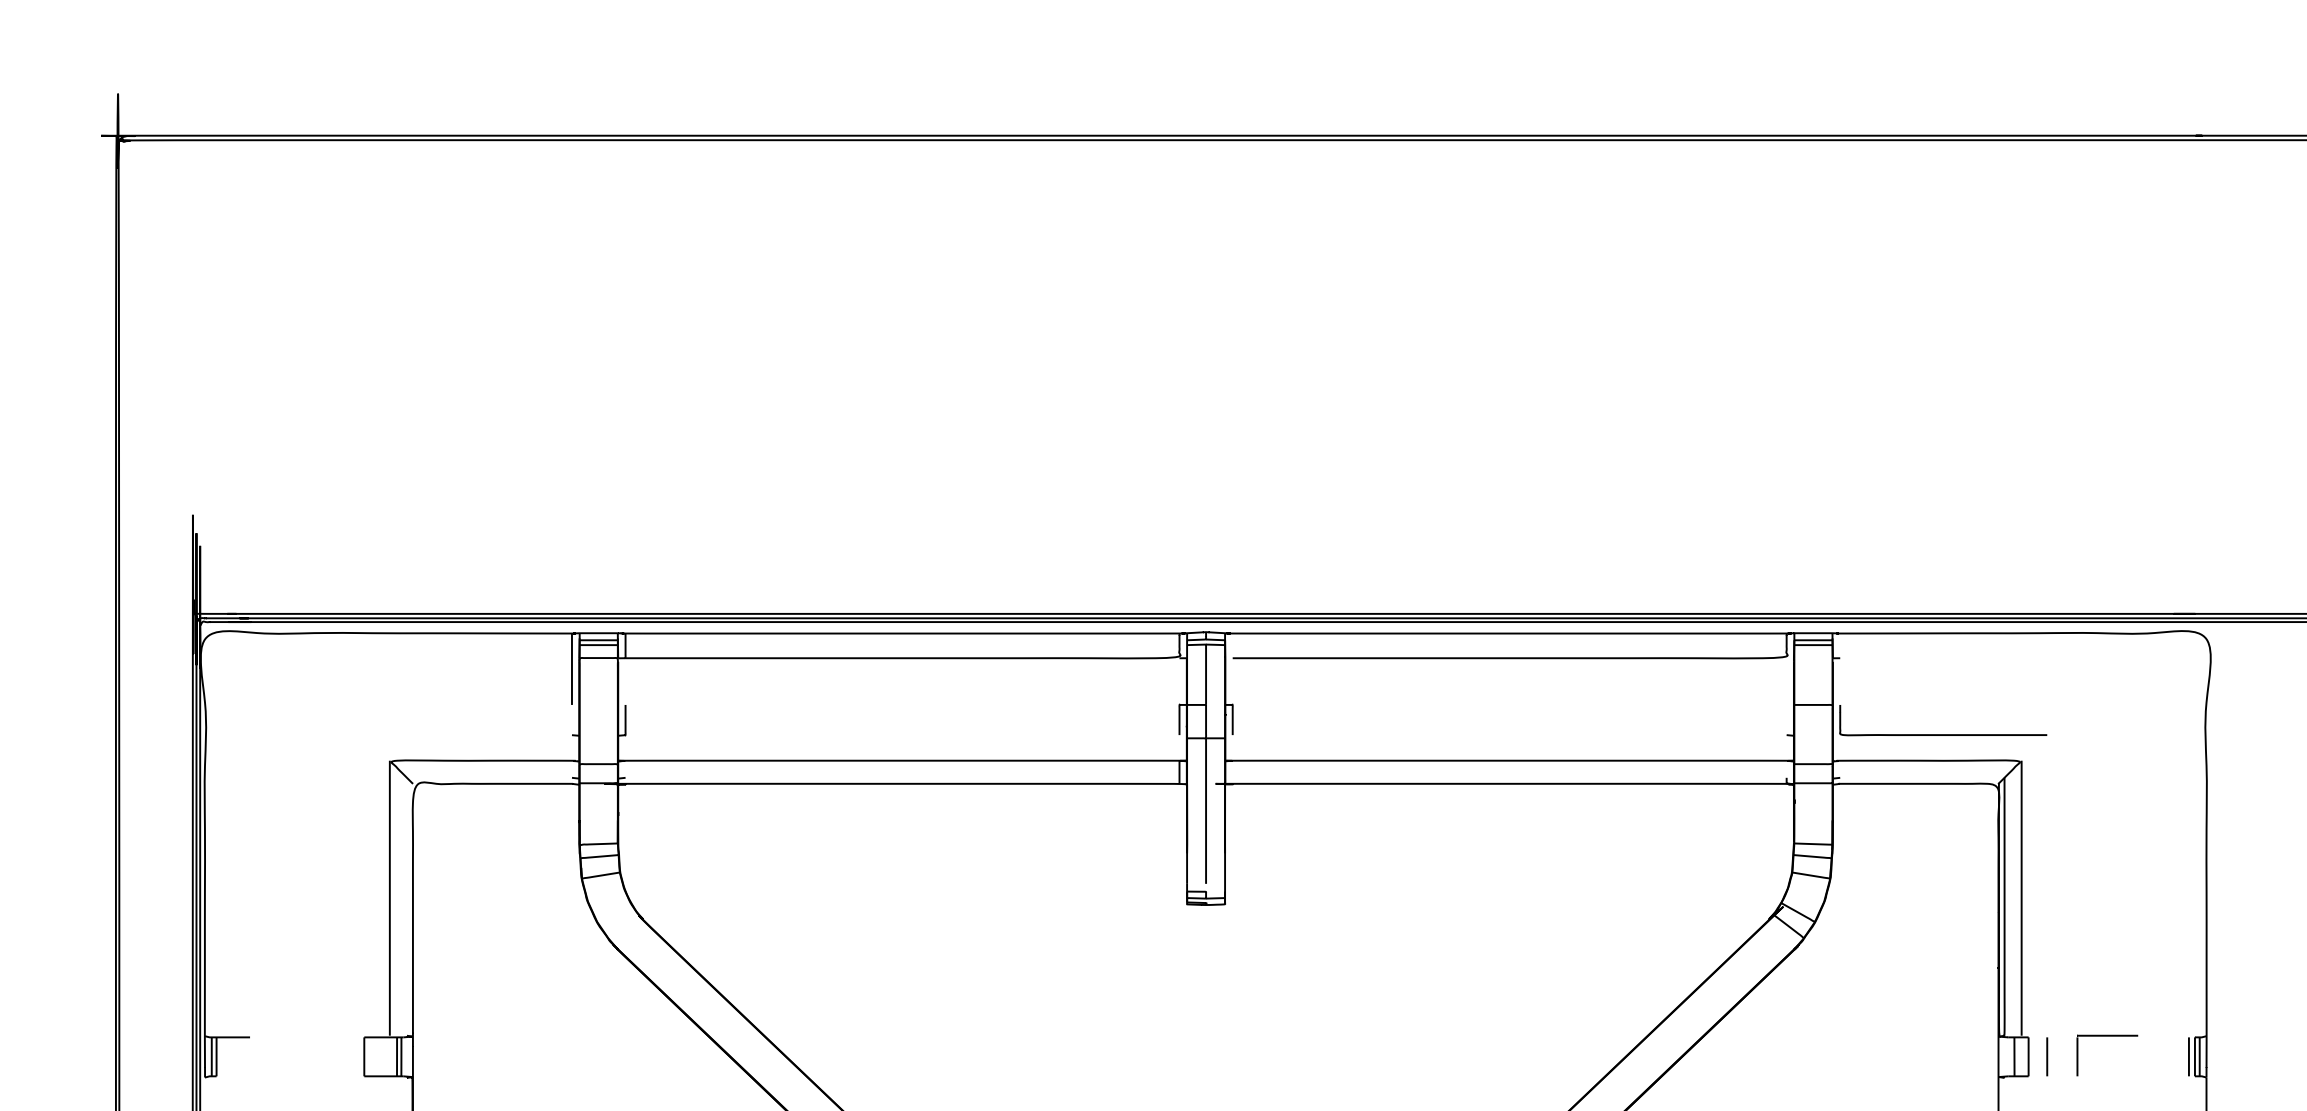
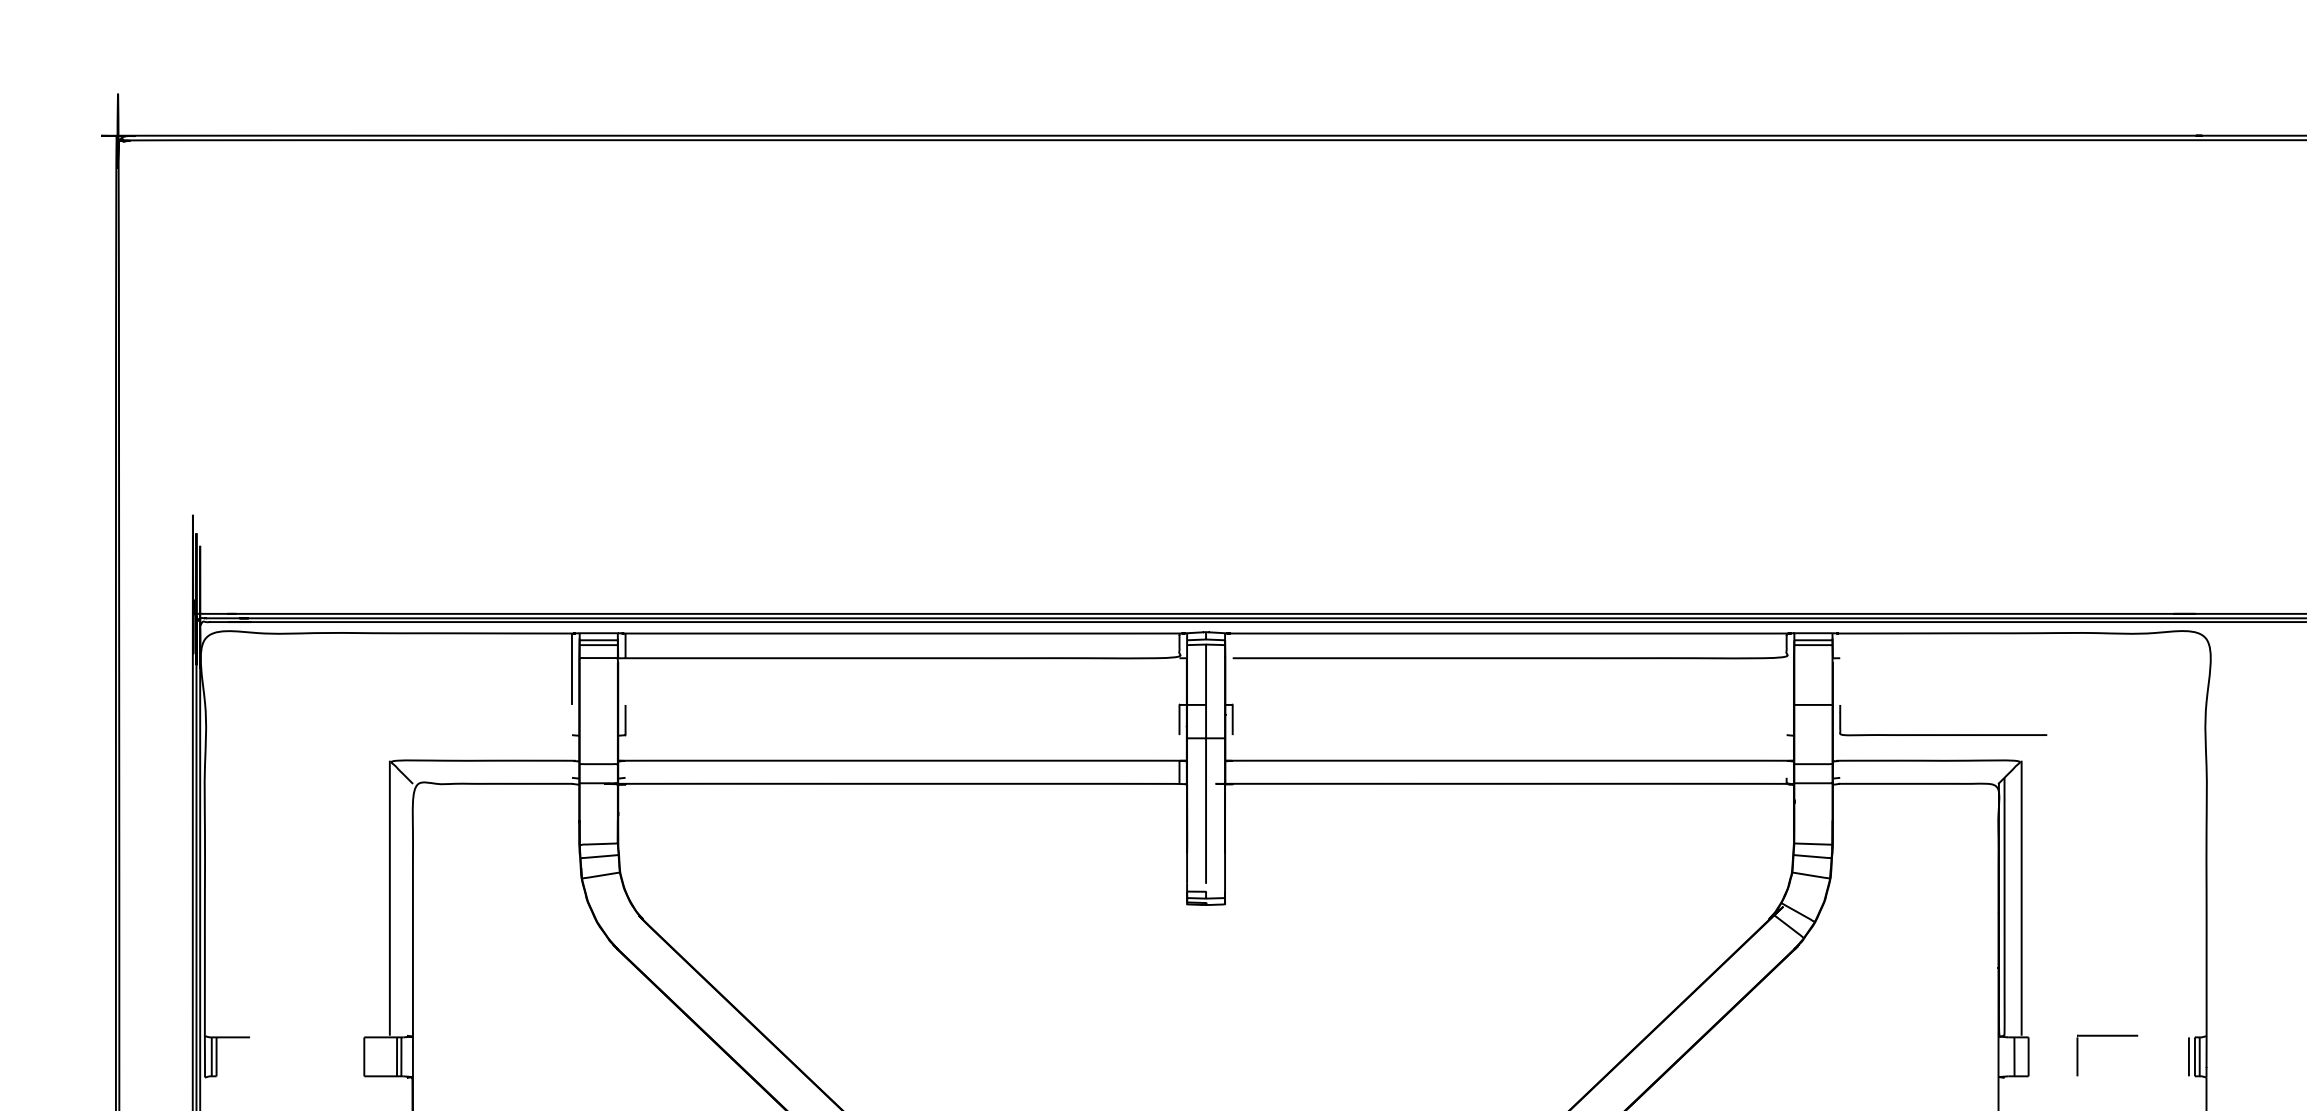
line: present -> none (2047, 1056)
